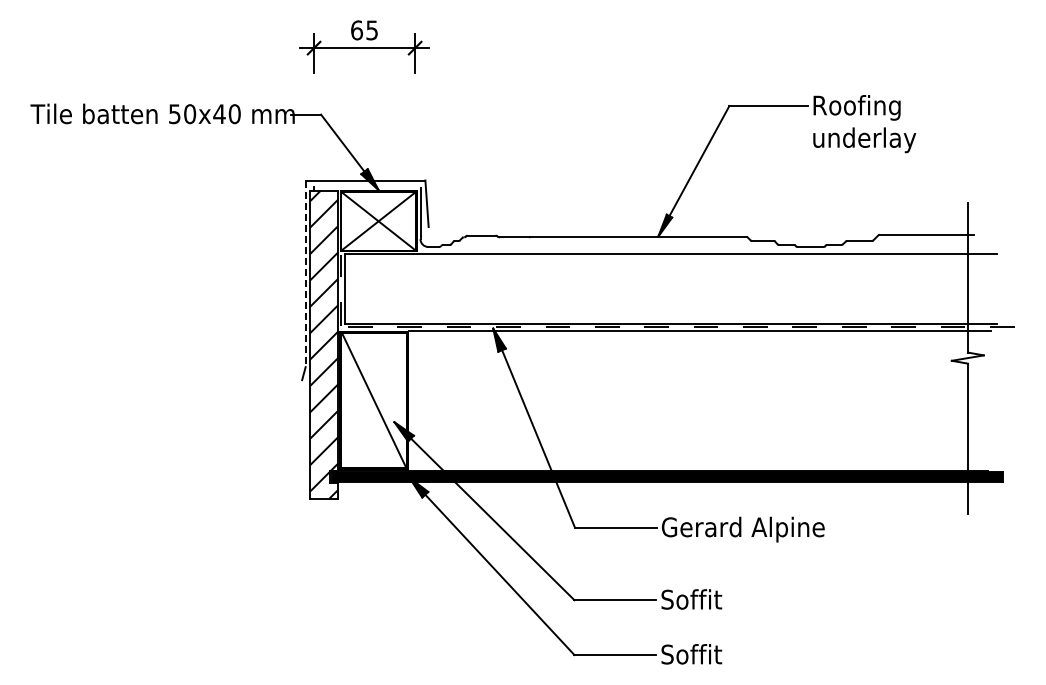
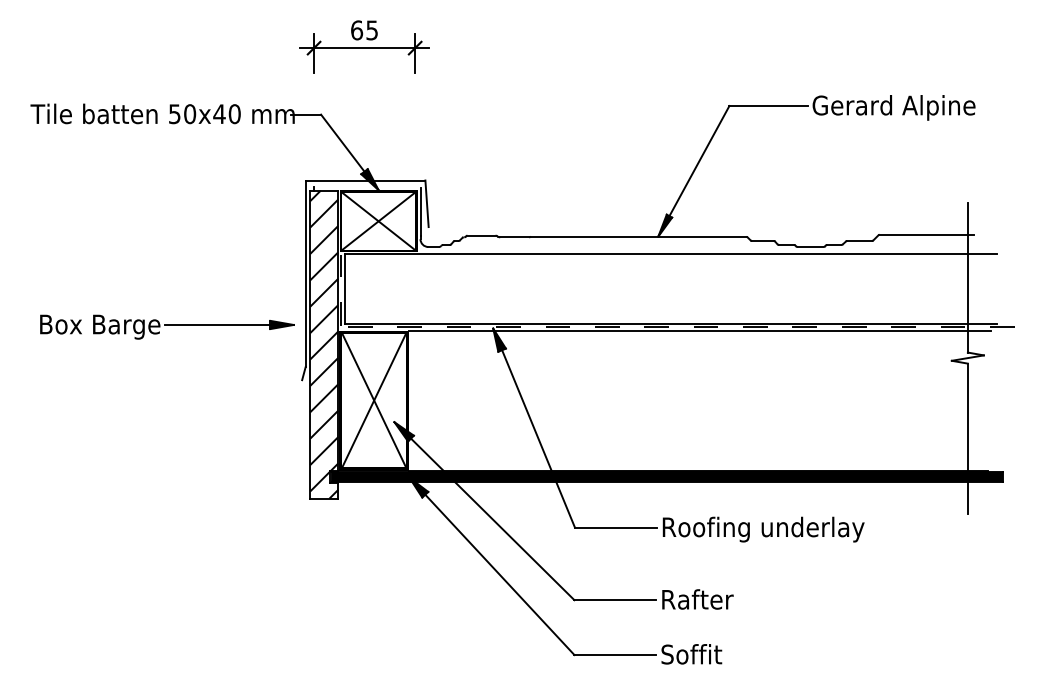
text: Roofing underlay -> Gerard Alpine (893, 124)
line: dashed -> solid (305, 274)
part: none -> present (167, 326)
line: none -> present (374, 400)
text: Gerard Alpine -> Roofing underlay (762, 529)
text: Soffit -> Rafter (697, 599)
